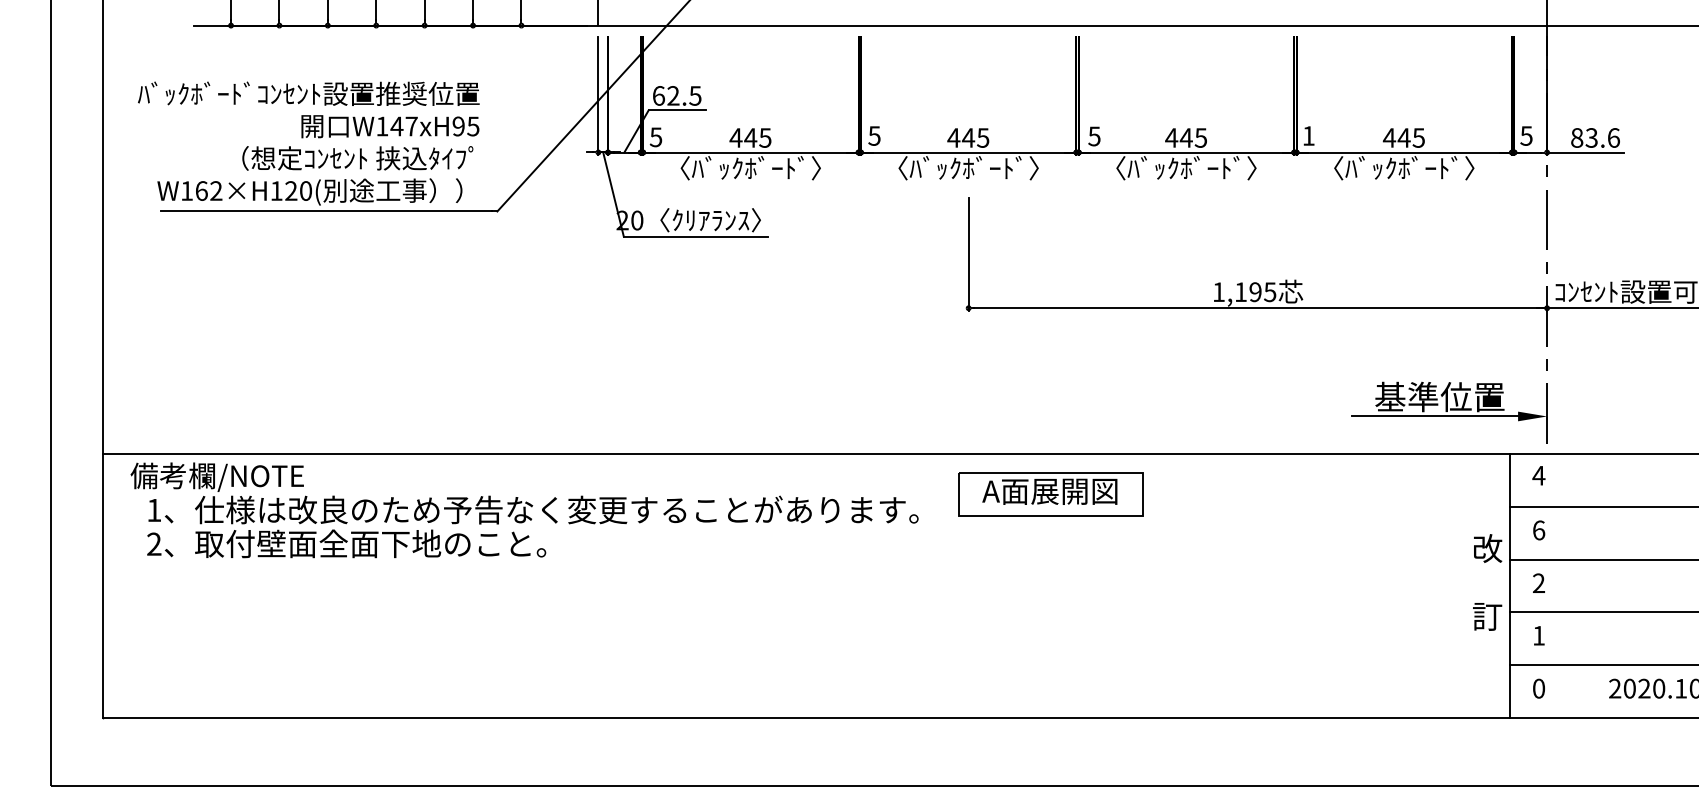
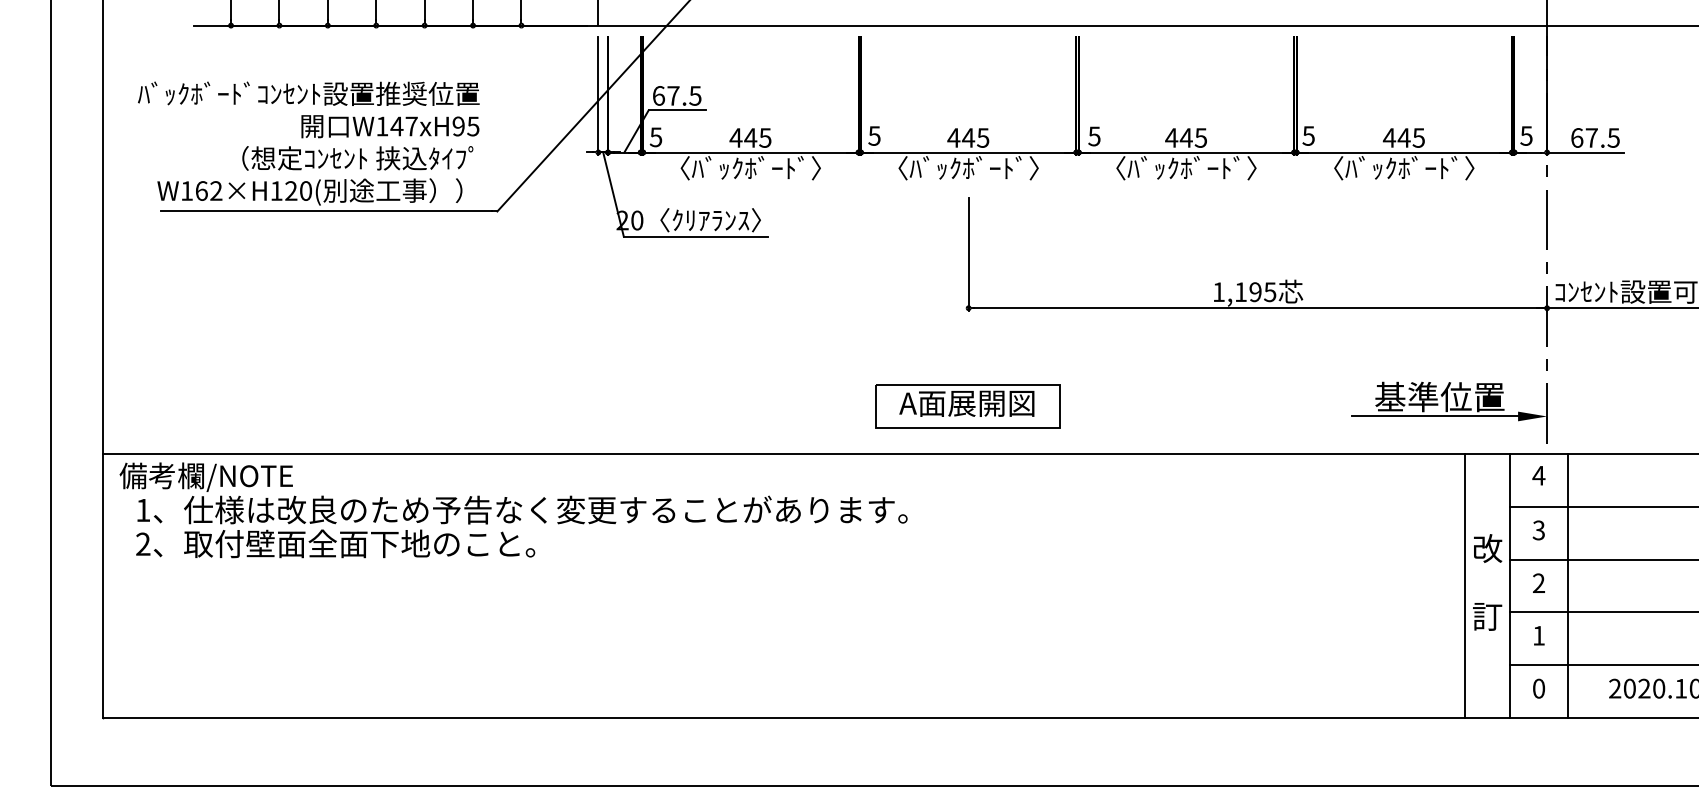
text: 62.5 -> 67.5 (673, 95)
text: 1 -> 5 (1308, 135)
text: 83.6 -> 67.5 (1595, 137)
part position: (1050, 494) -> (967, 406) (967, 406)
text position: (524, 510) -> (513, 510) (513, 510)
text: 6 -> 3 (1538, 530)
line: none -> present (1465, 585)
line: none -> present (1568, 585)
